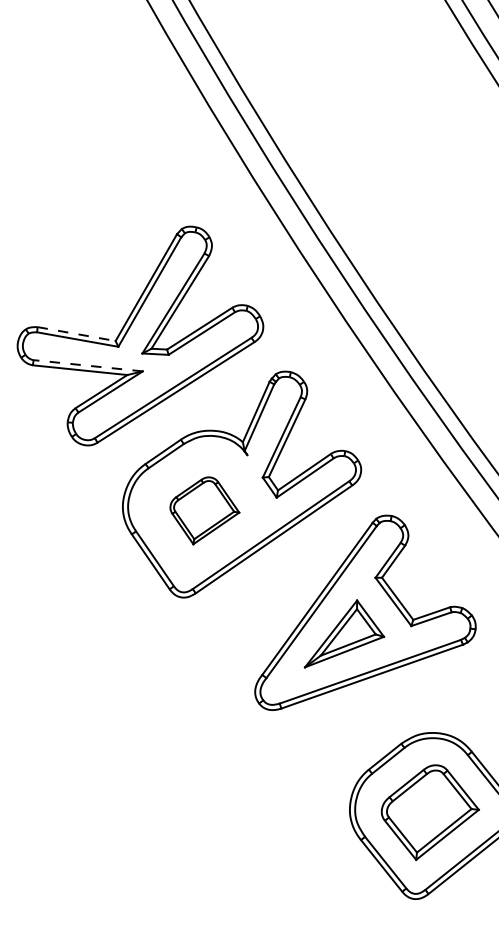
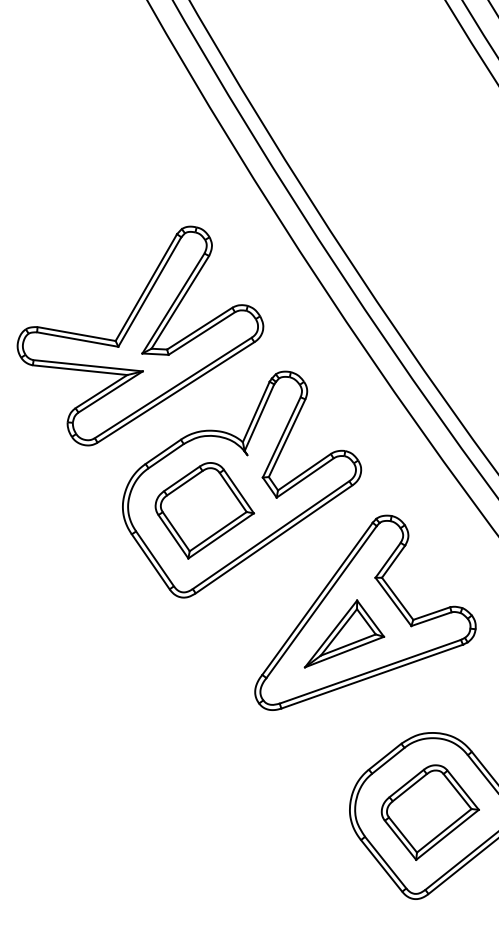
line: dashed -> solid (76, 334)
line: dashed -> solid (88, 365)
part size: 72x70 px -> 102x98 px (204, 510)
